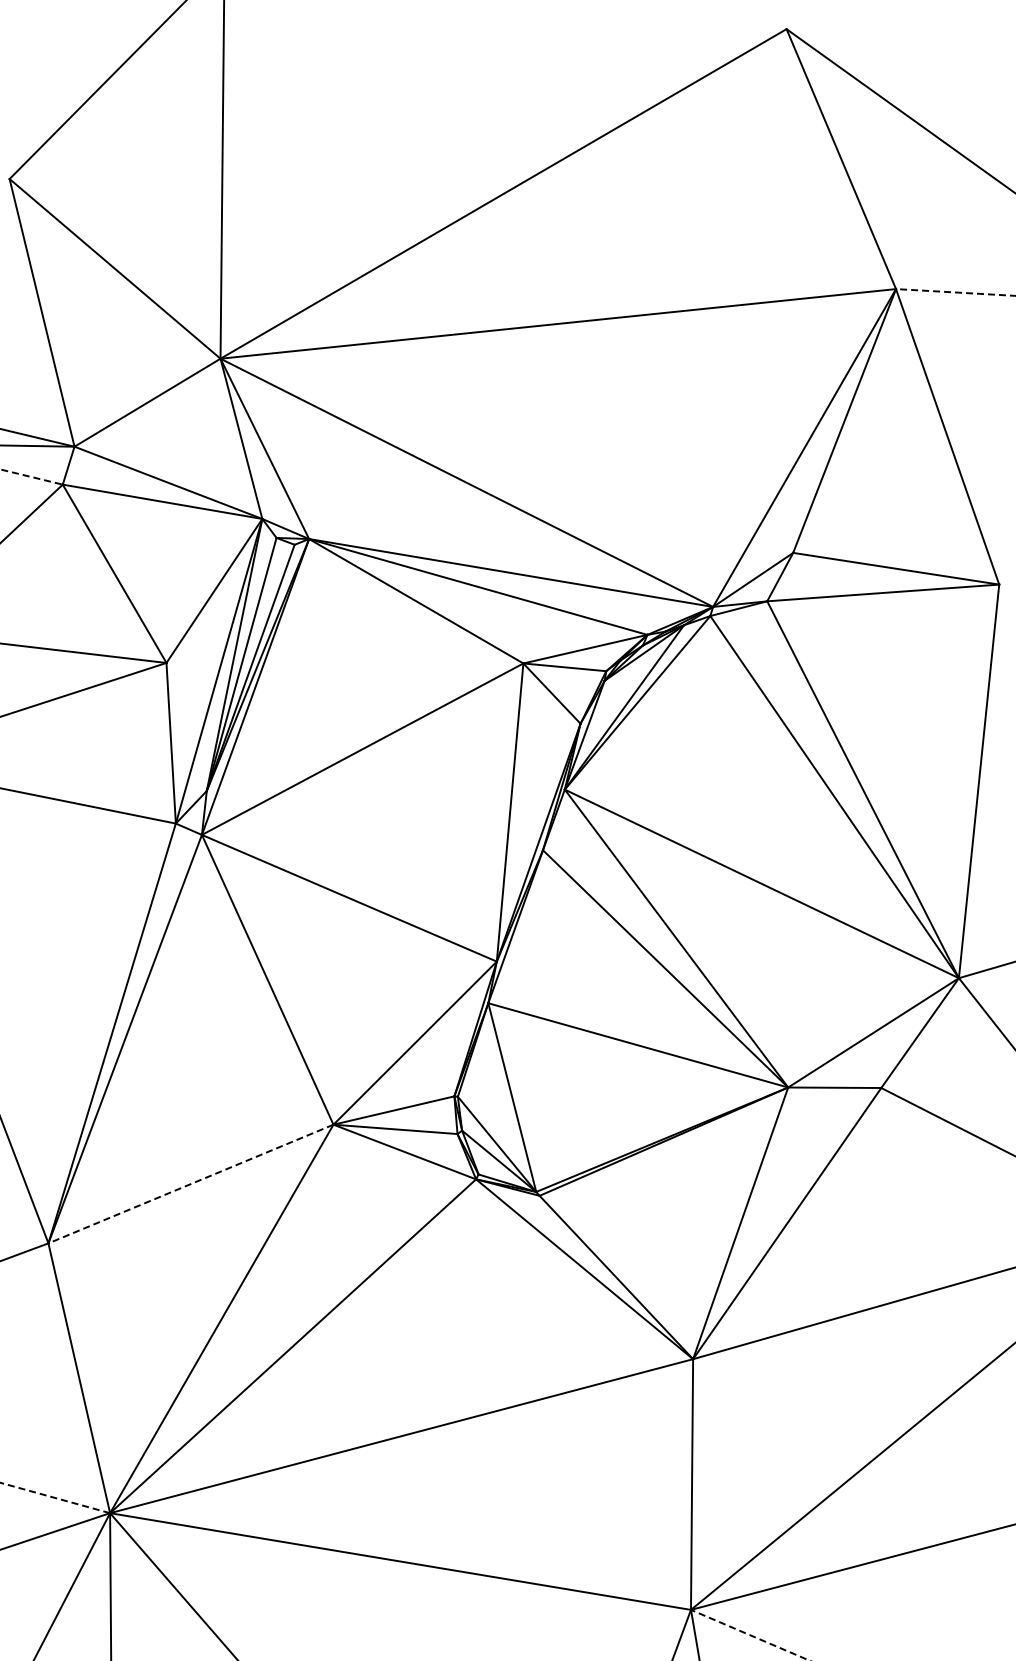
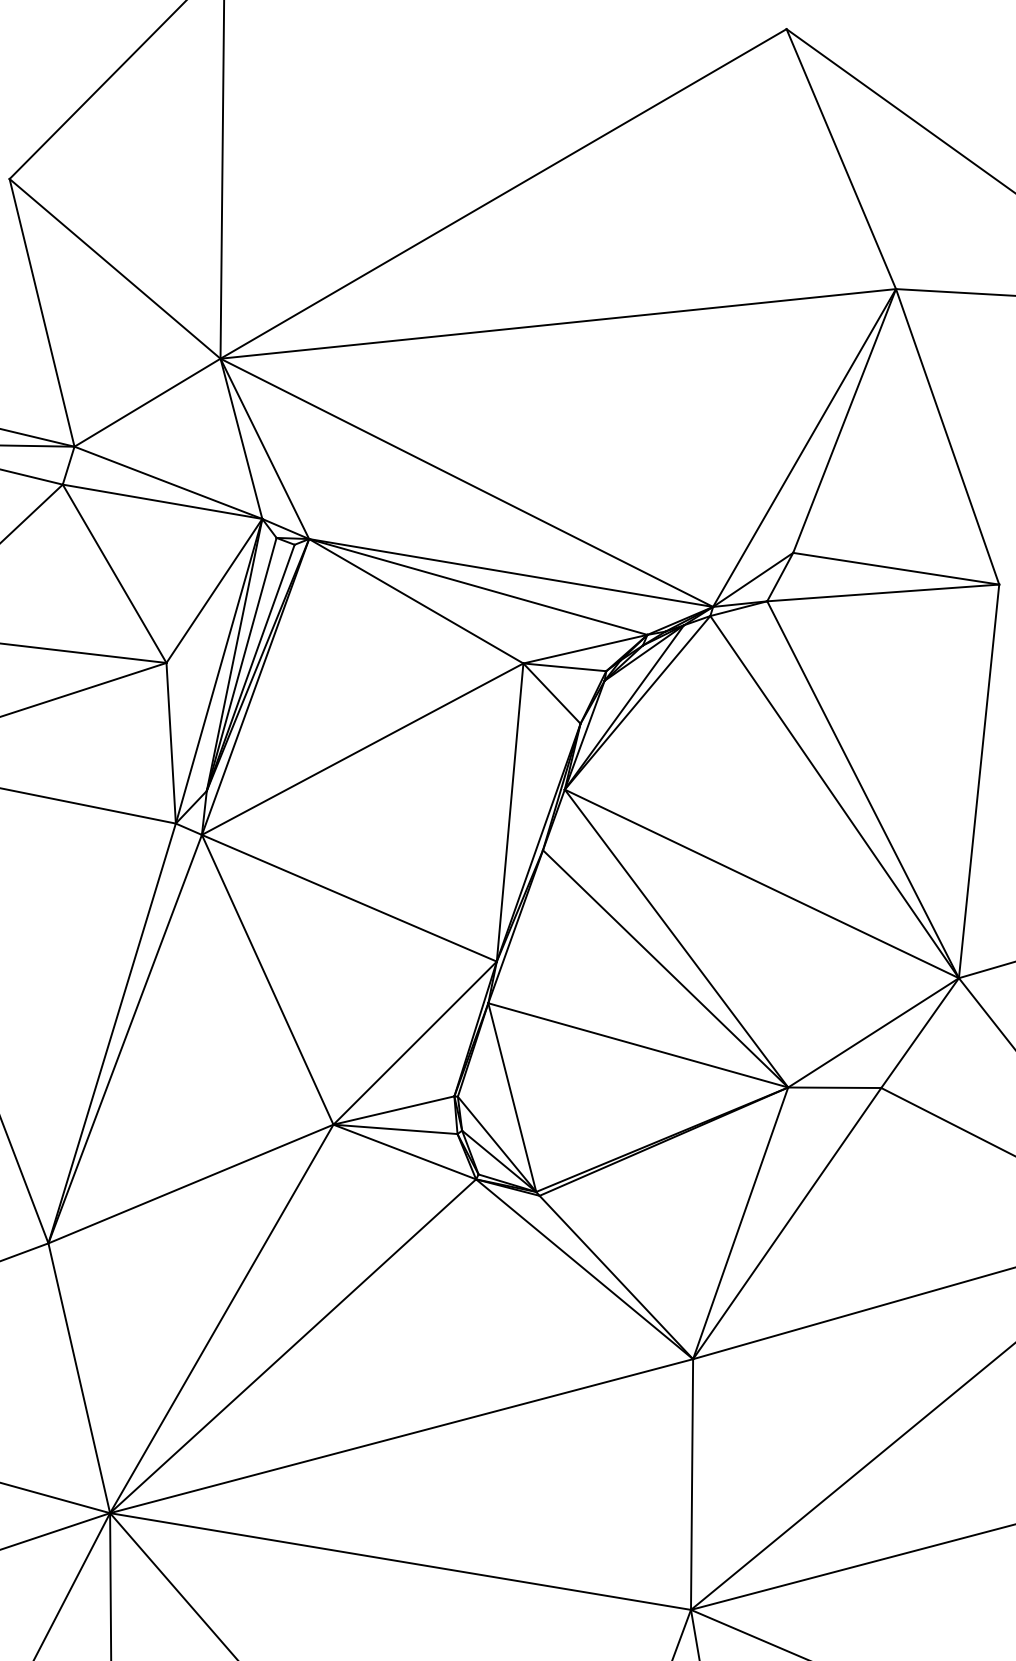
line: dashed -> solid (955, 292)
line: dashed -> solid (31, 477)
line: dashed -> solid (190, 1184)
line: dashed -> solid (55, 1497)
line: dashed -> solid (749, 1635)
